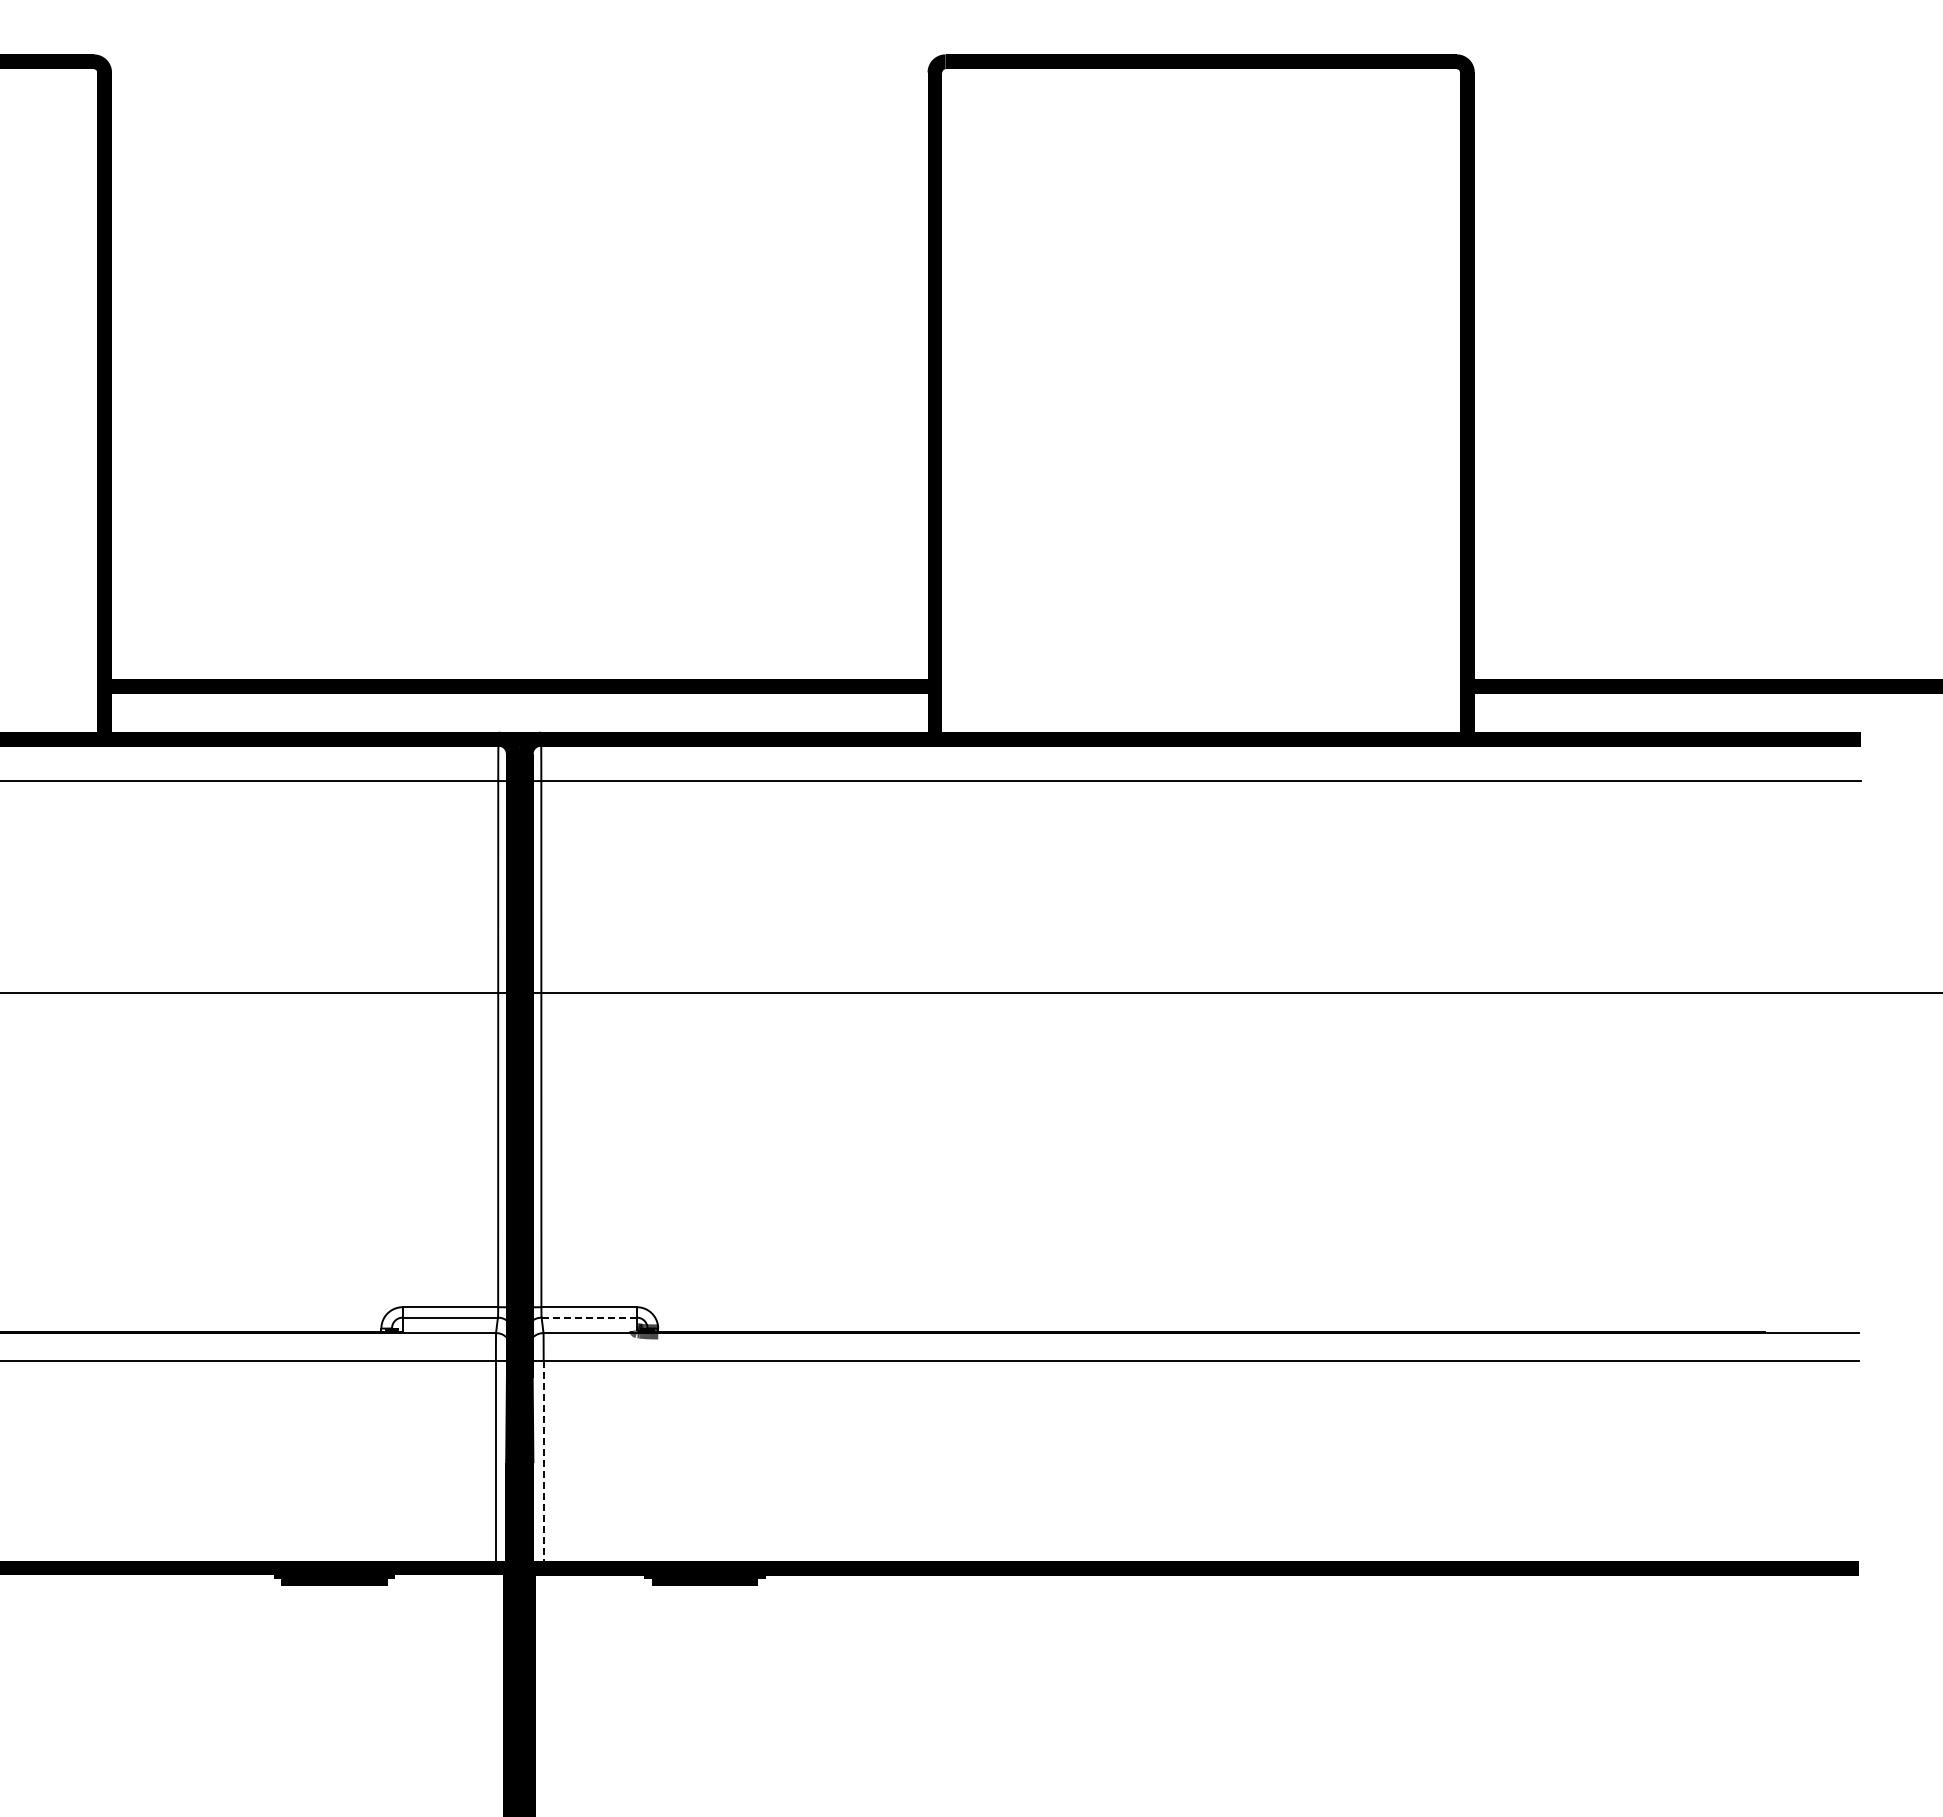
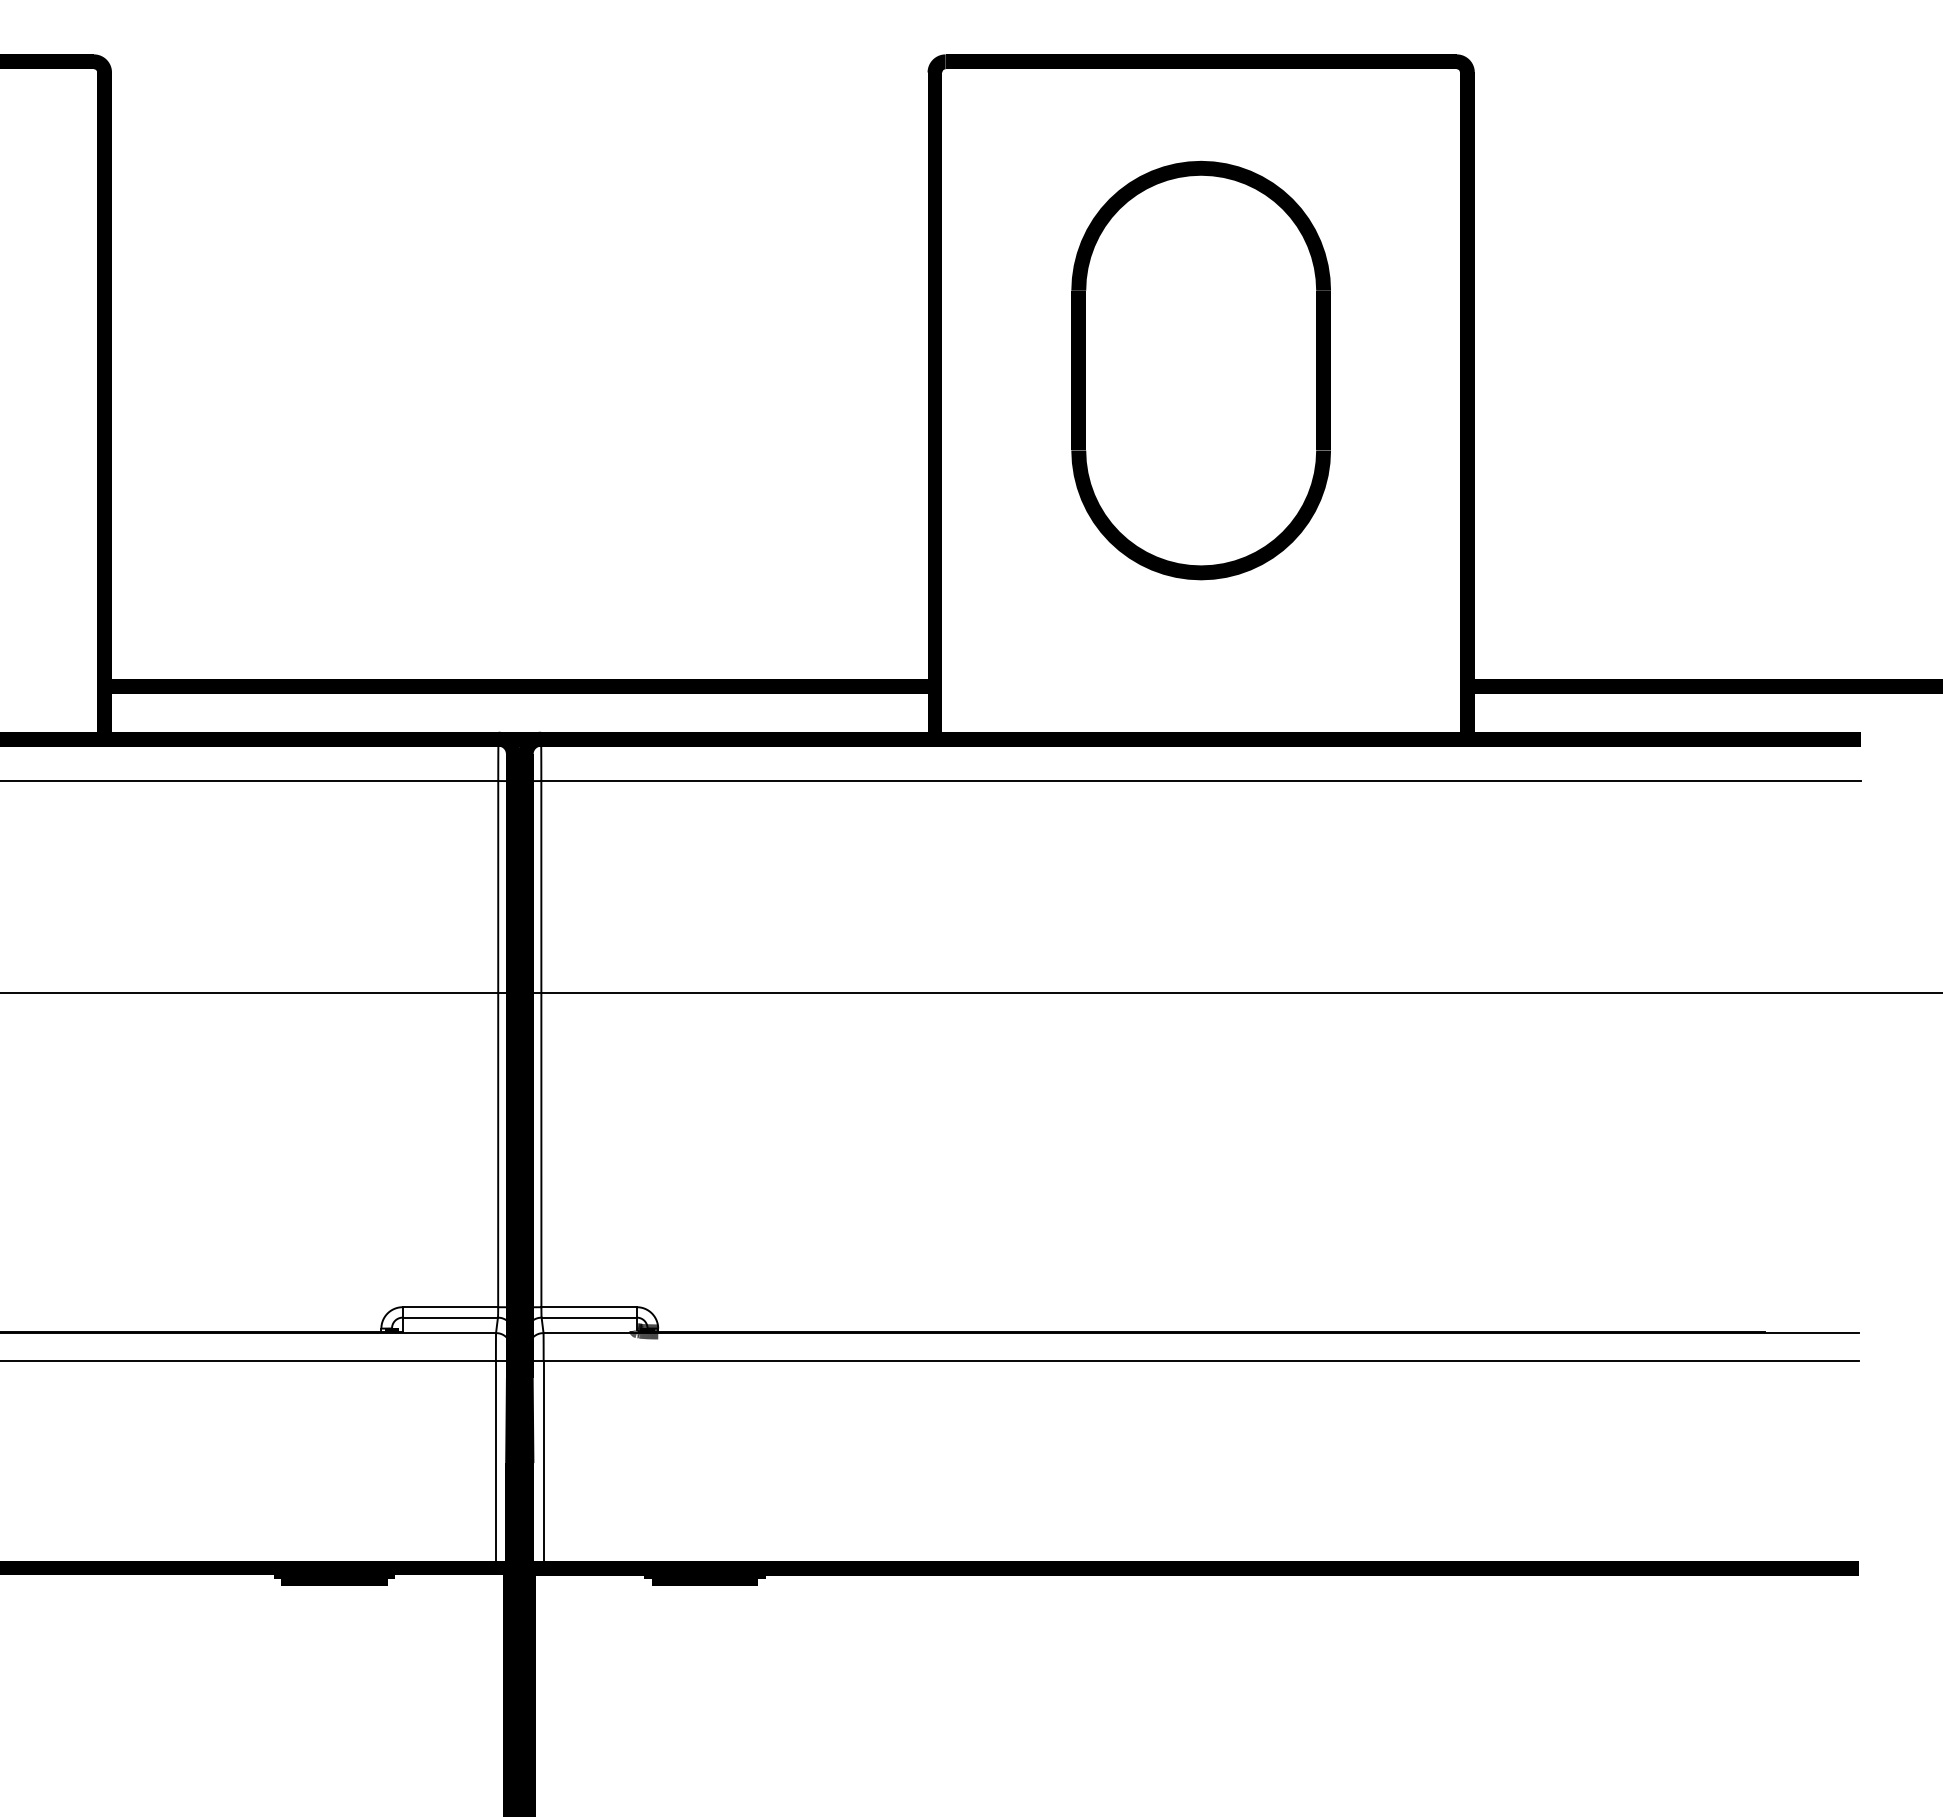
part: none -> present (1200, 370)
line: dashed -> solid (589, 1317)
line: dashed -> solid (543, 1464)
